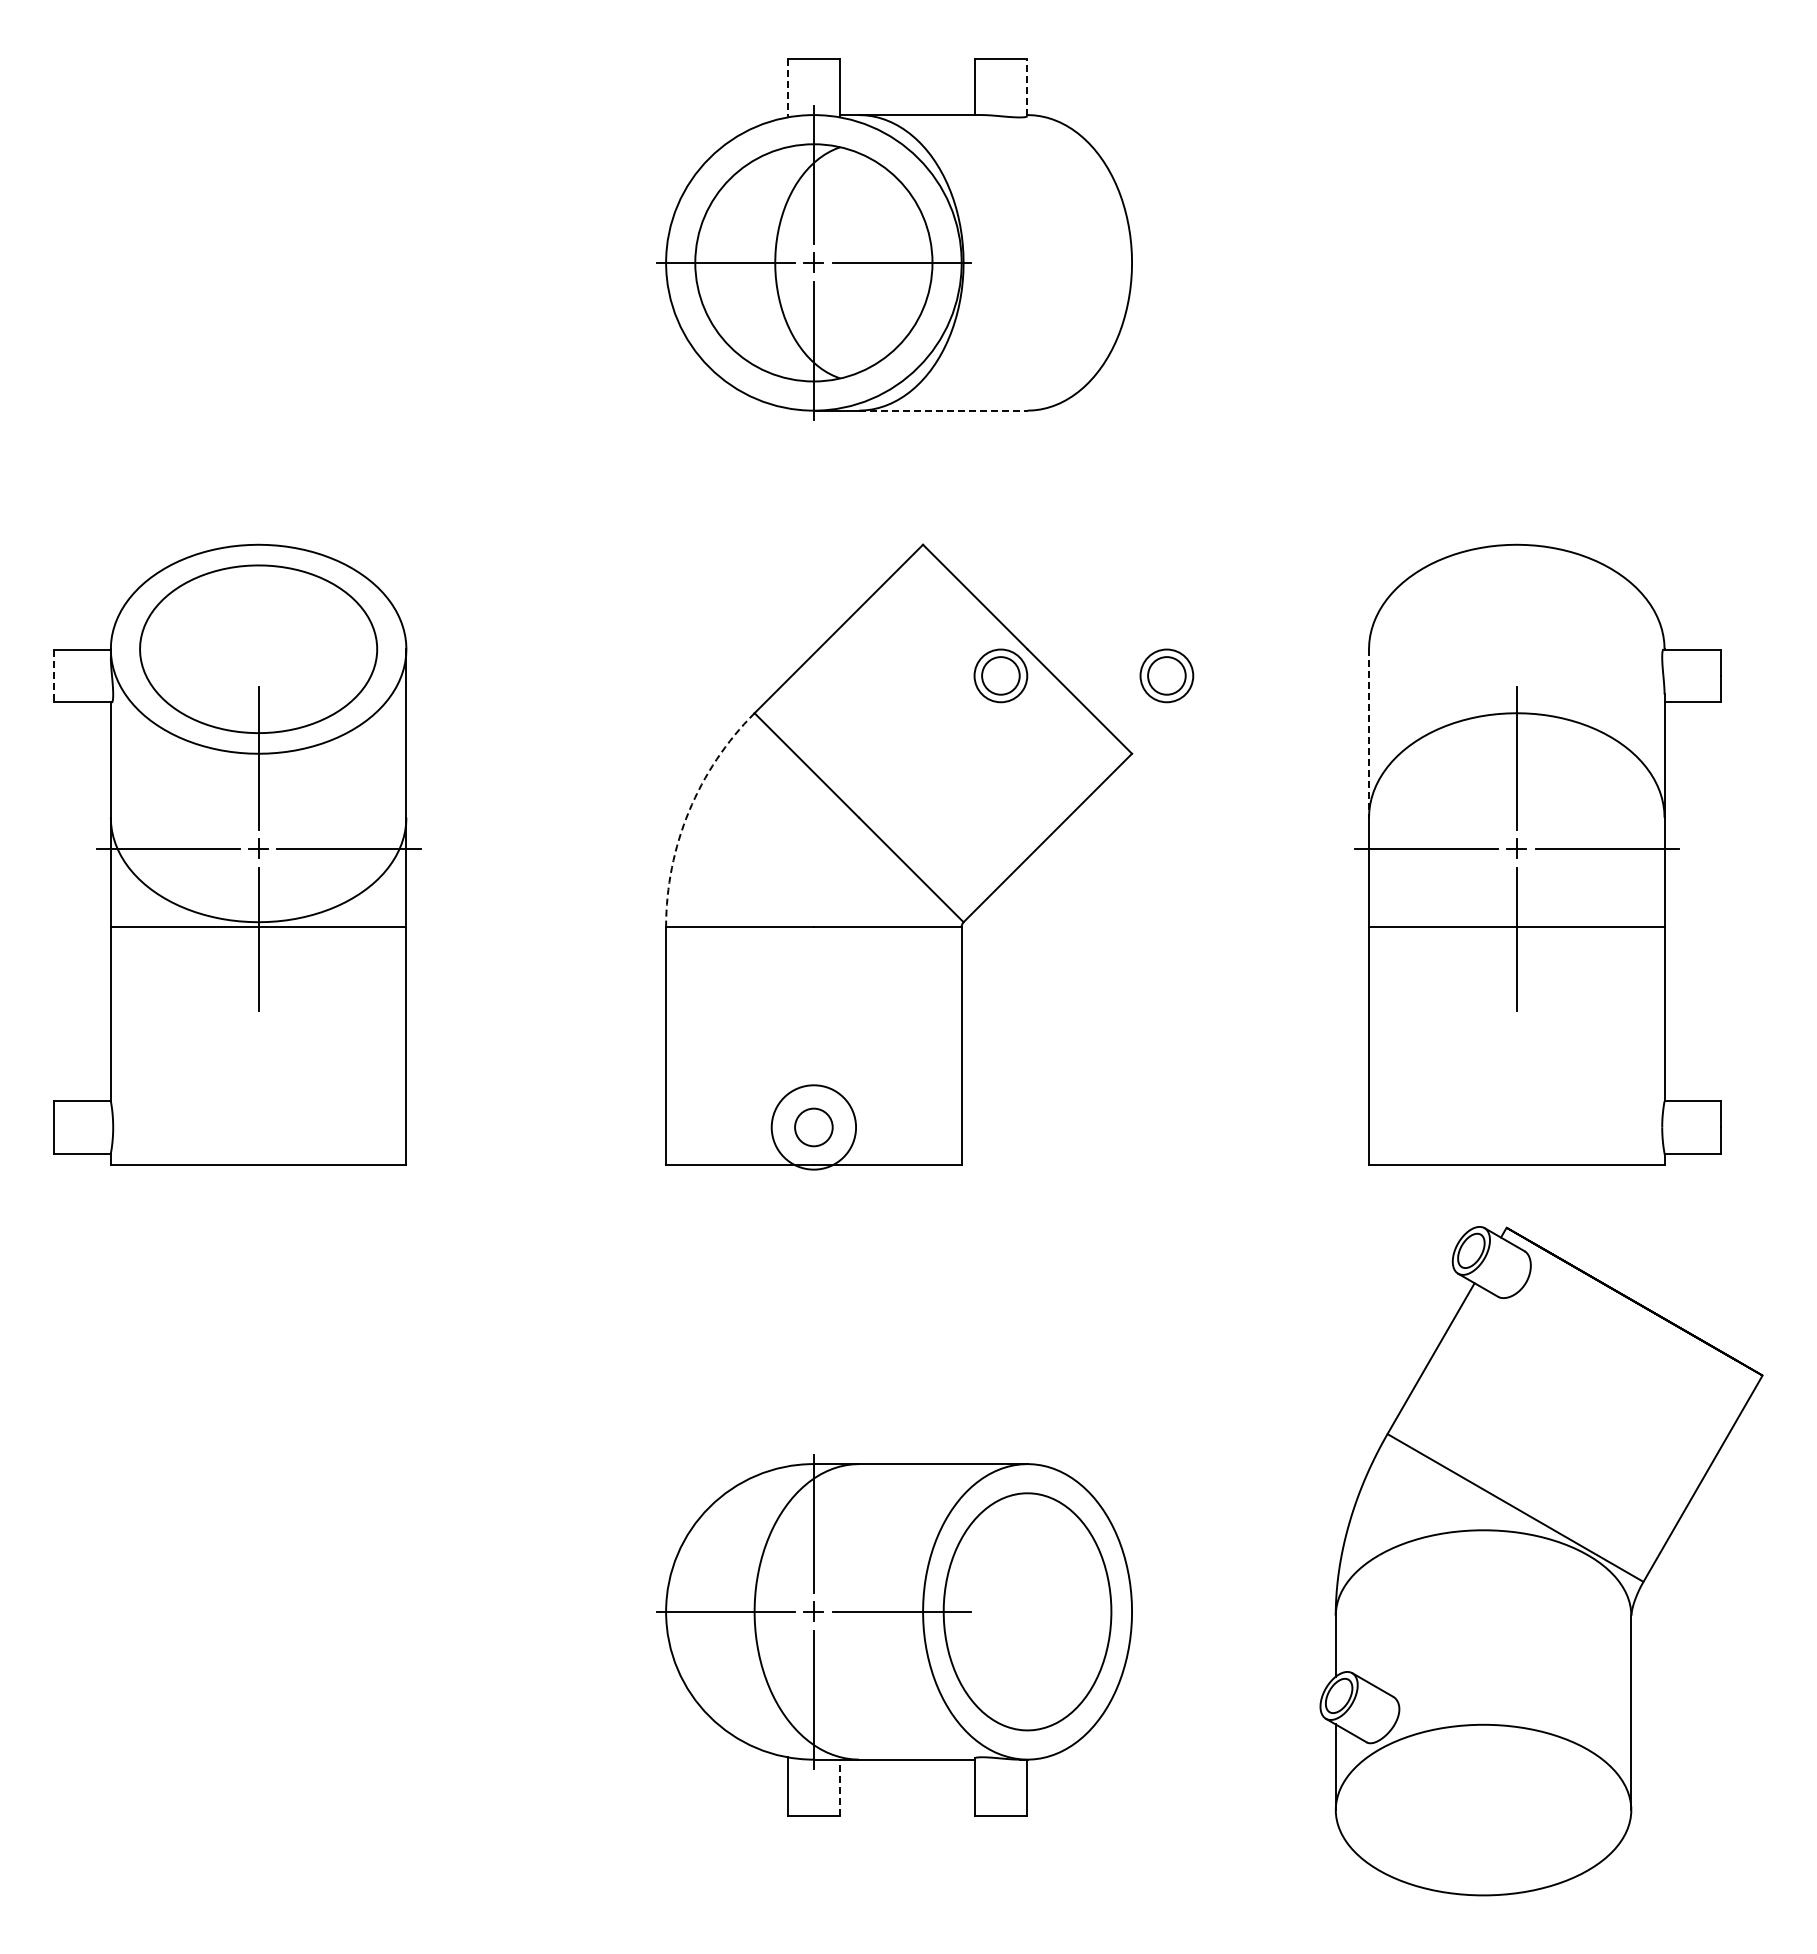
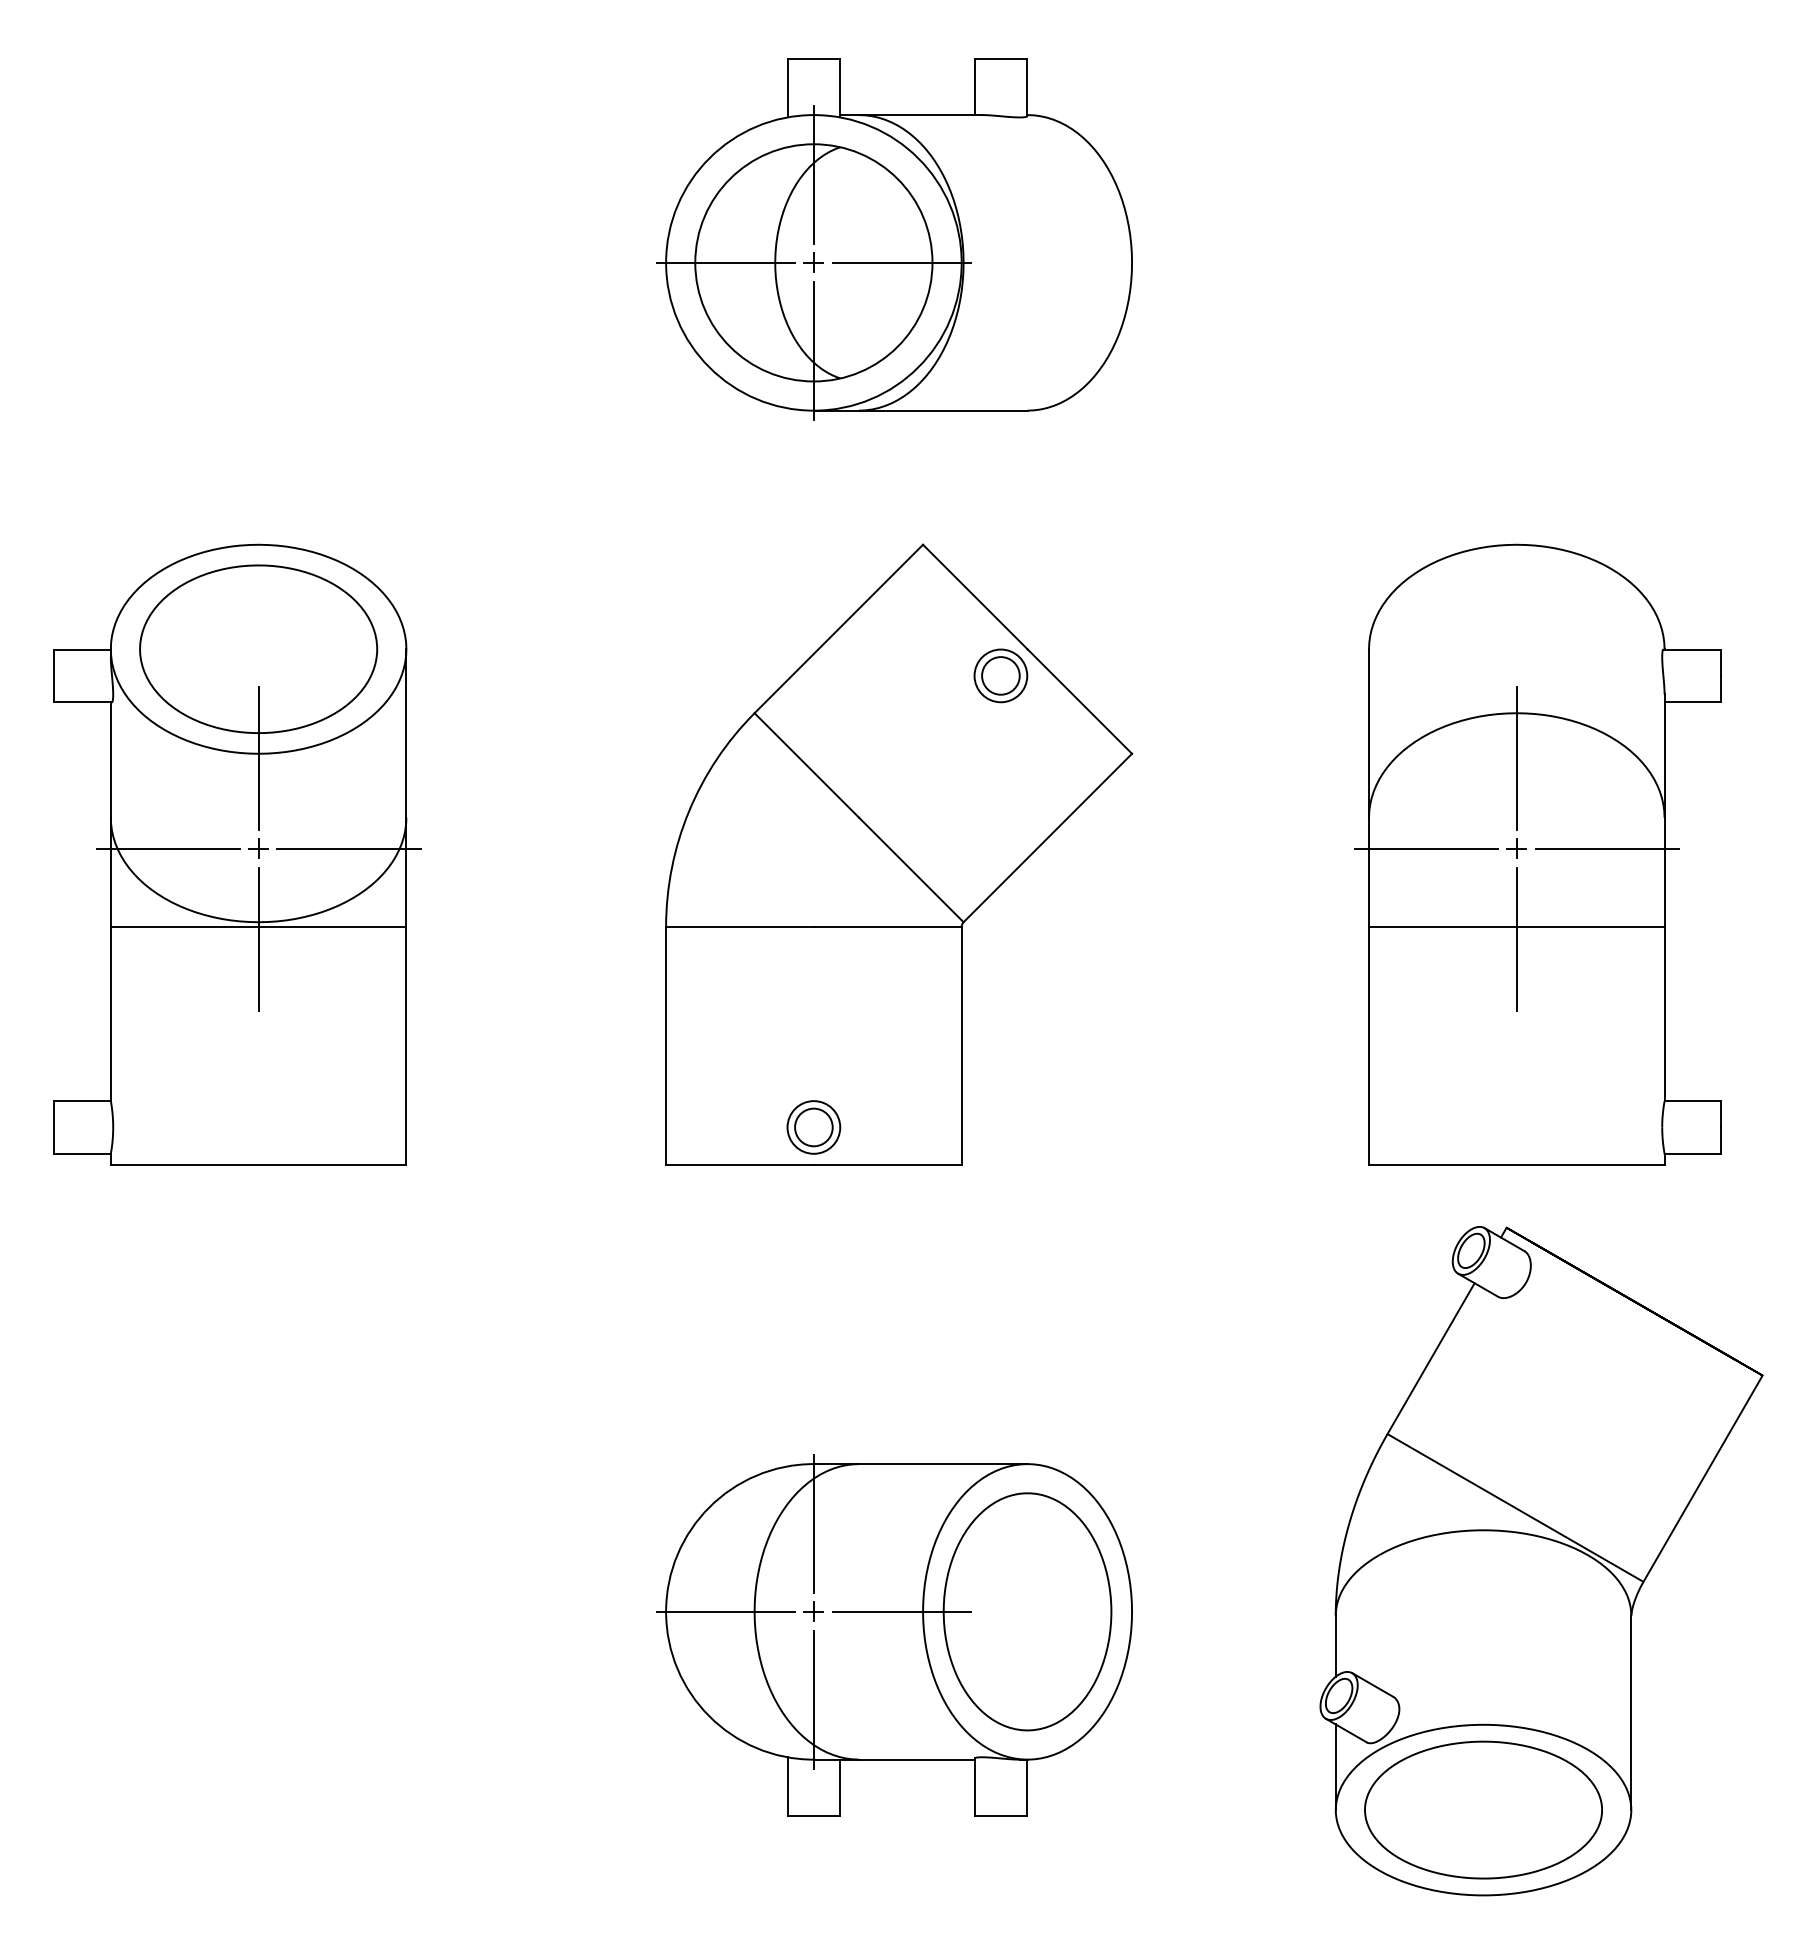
line: dashed -> solid (1027, 87)
line: dashed -> solid (787, 88)
line: dashed -> solid (943, 410)
part: present -> none (1166, 675)
line: dashed -> solid (54, 676)
line: dashed -> solid (1369, 734)
arc: dashed -> solid (689, 811)
circle diameter: 84 px -> 53 px (813, 1127)
line: dashed -> solid (840, 1787)
part: none -> present (1483, 1809)
